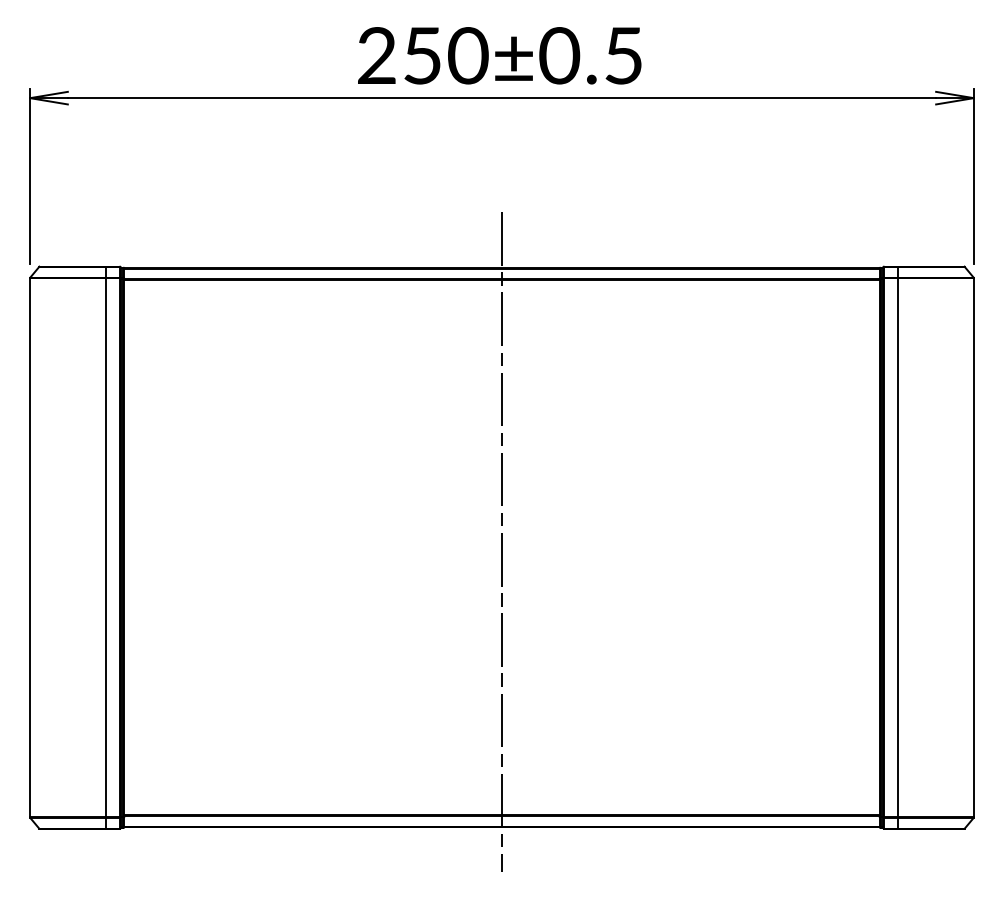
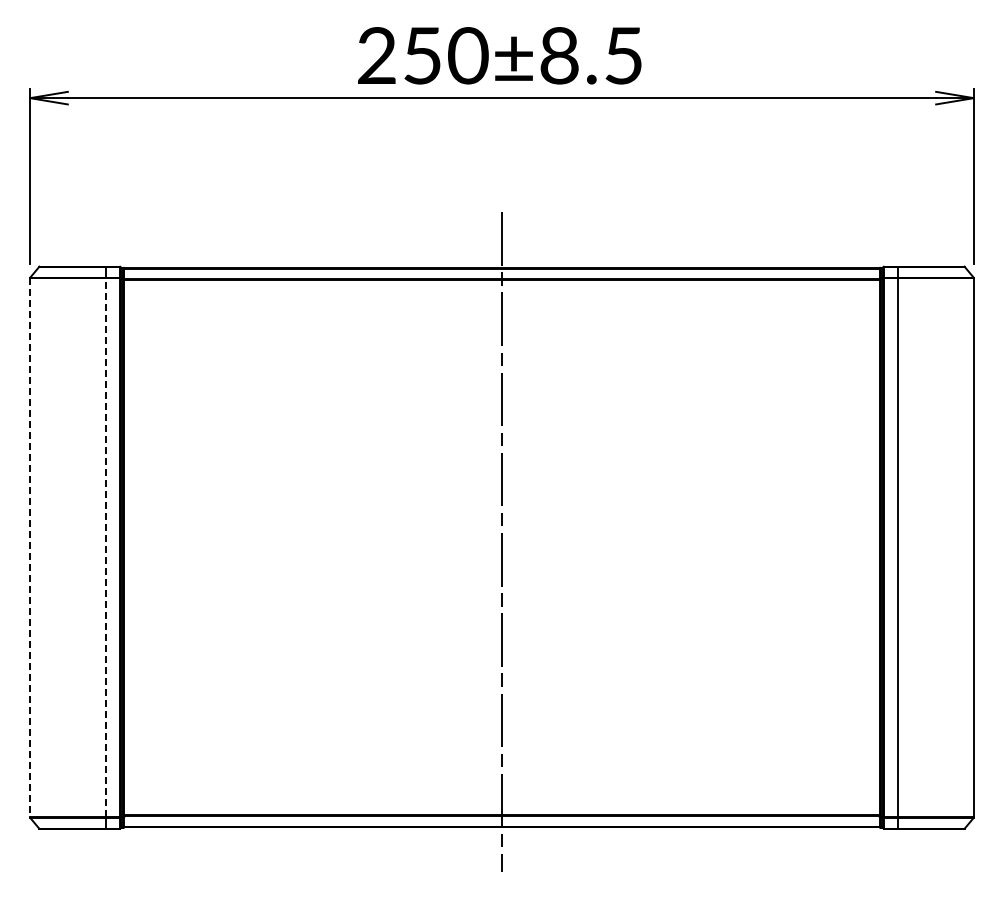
text: 250±0.5 -> 250±8.5 (559, 55)
line: solid -> dashed (30, 547)
line: solid -> dashed (105, 547)
